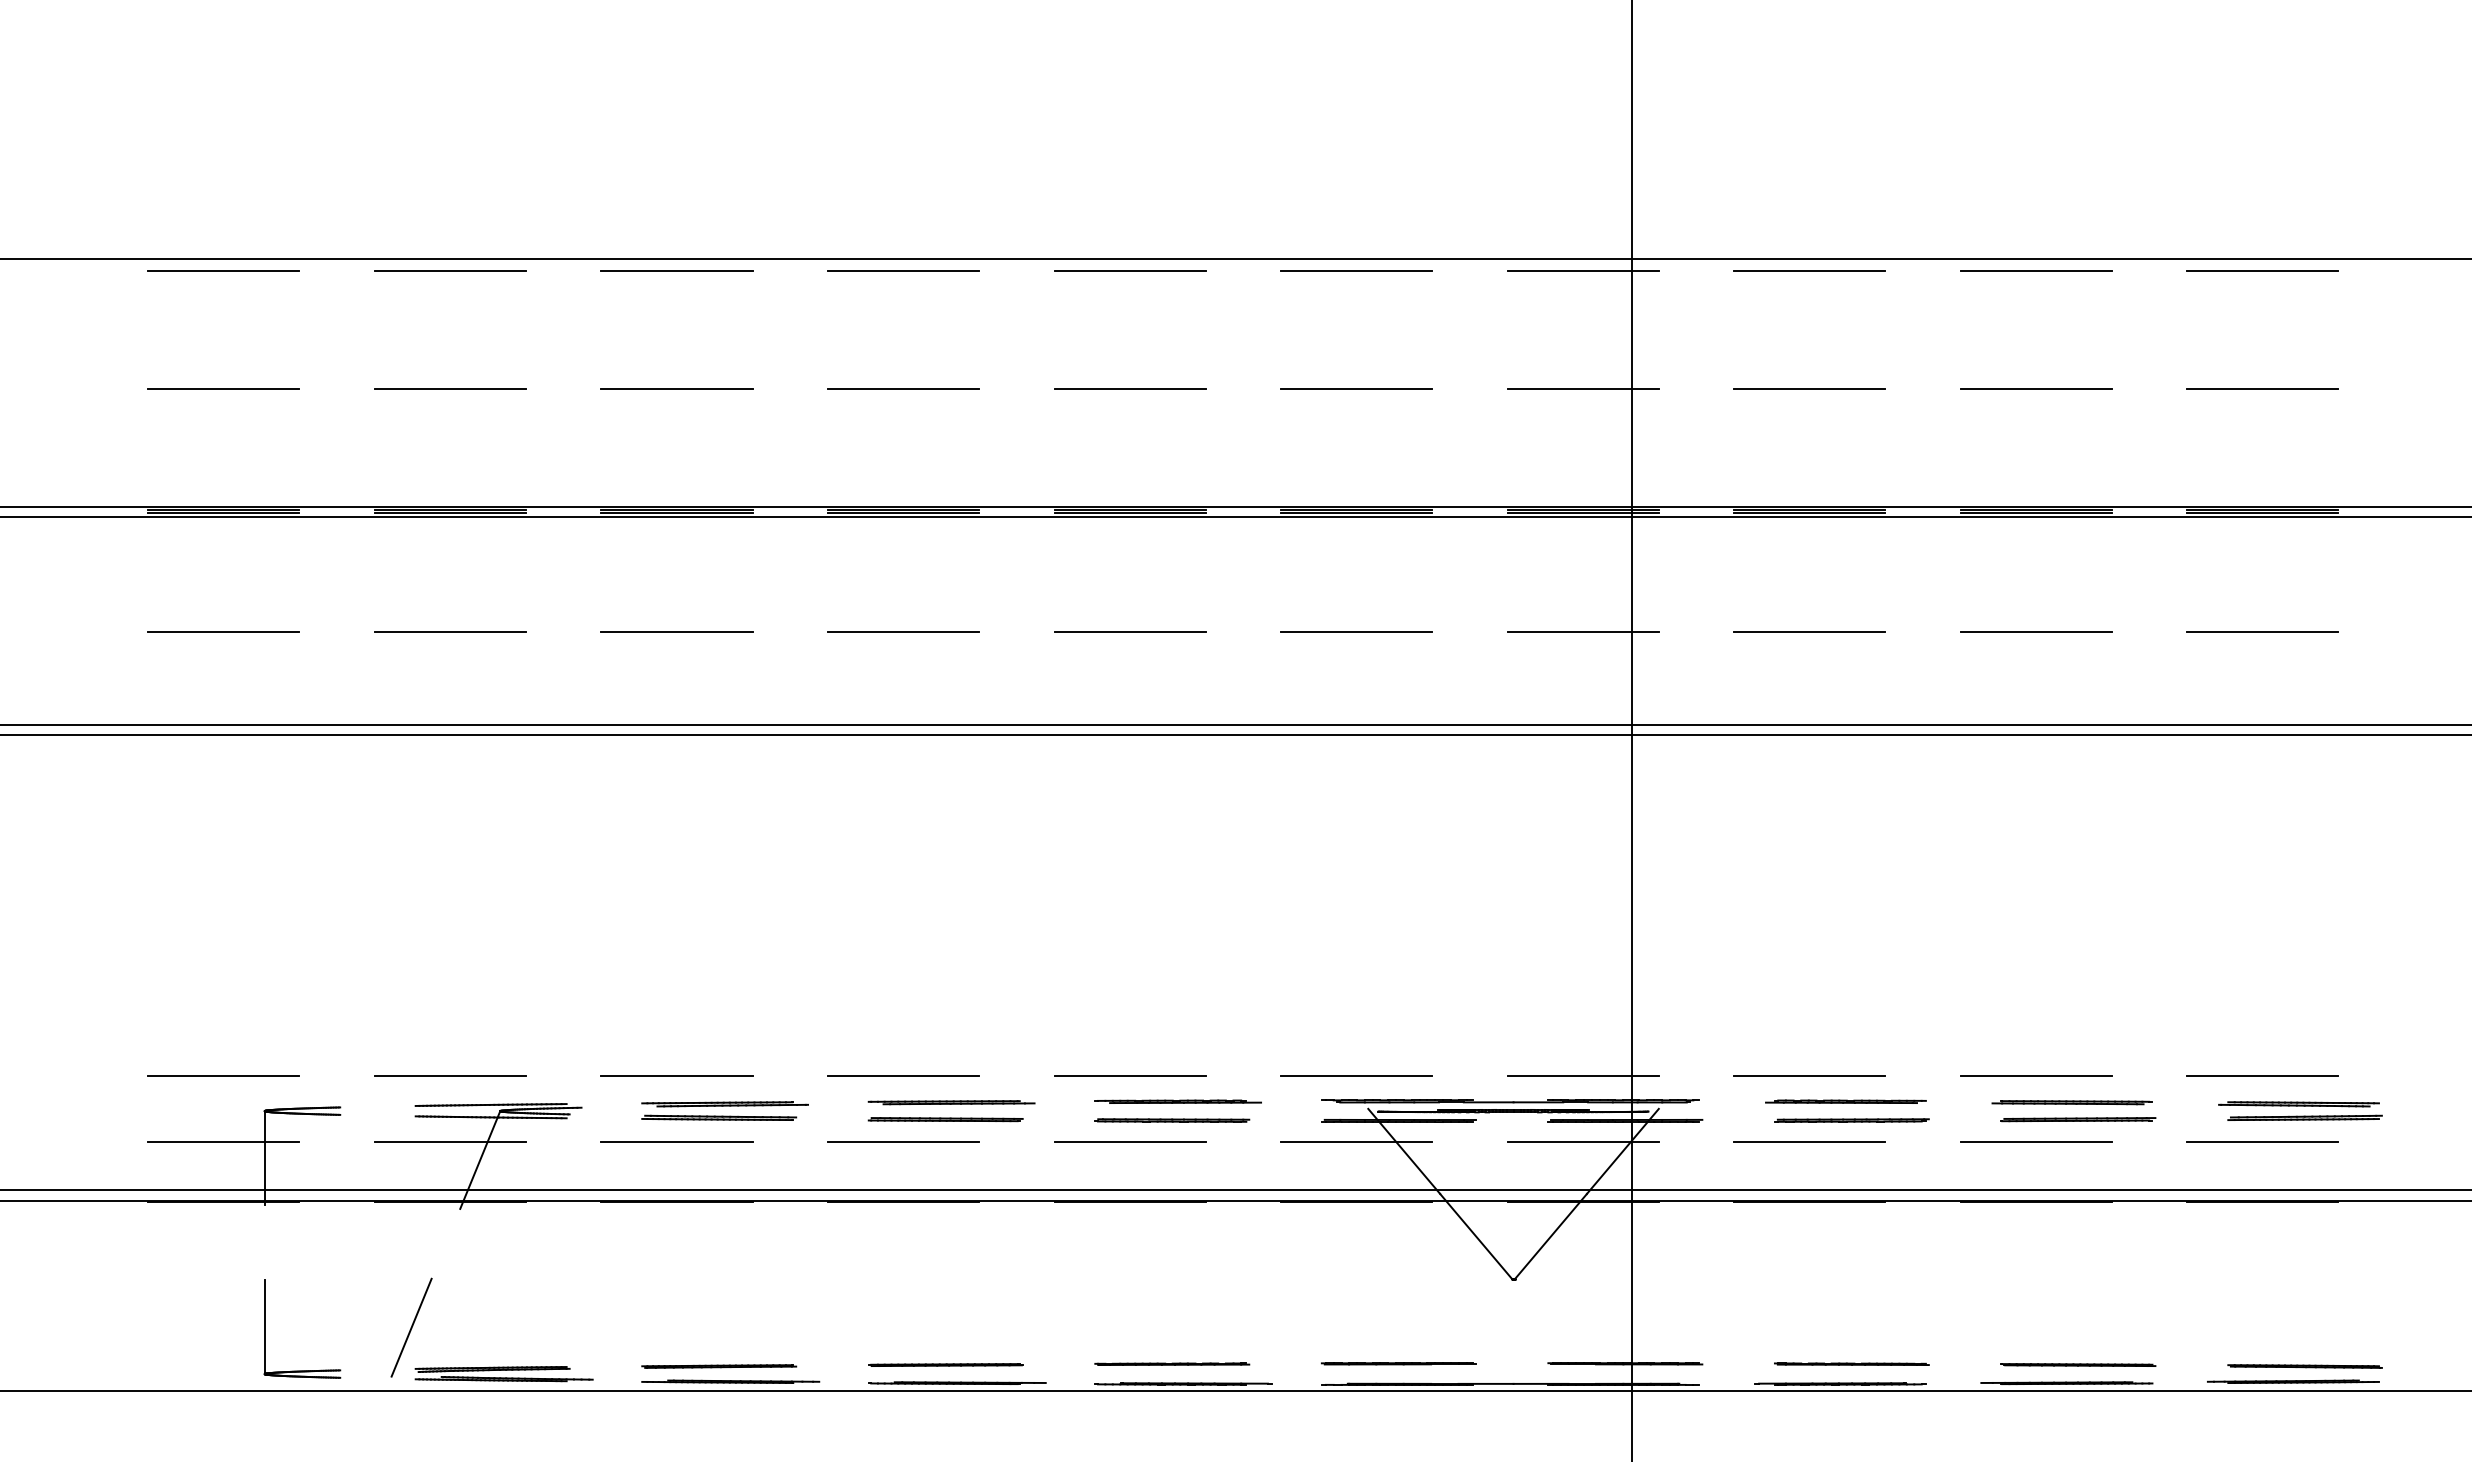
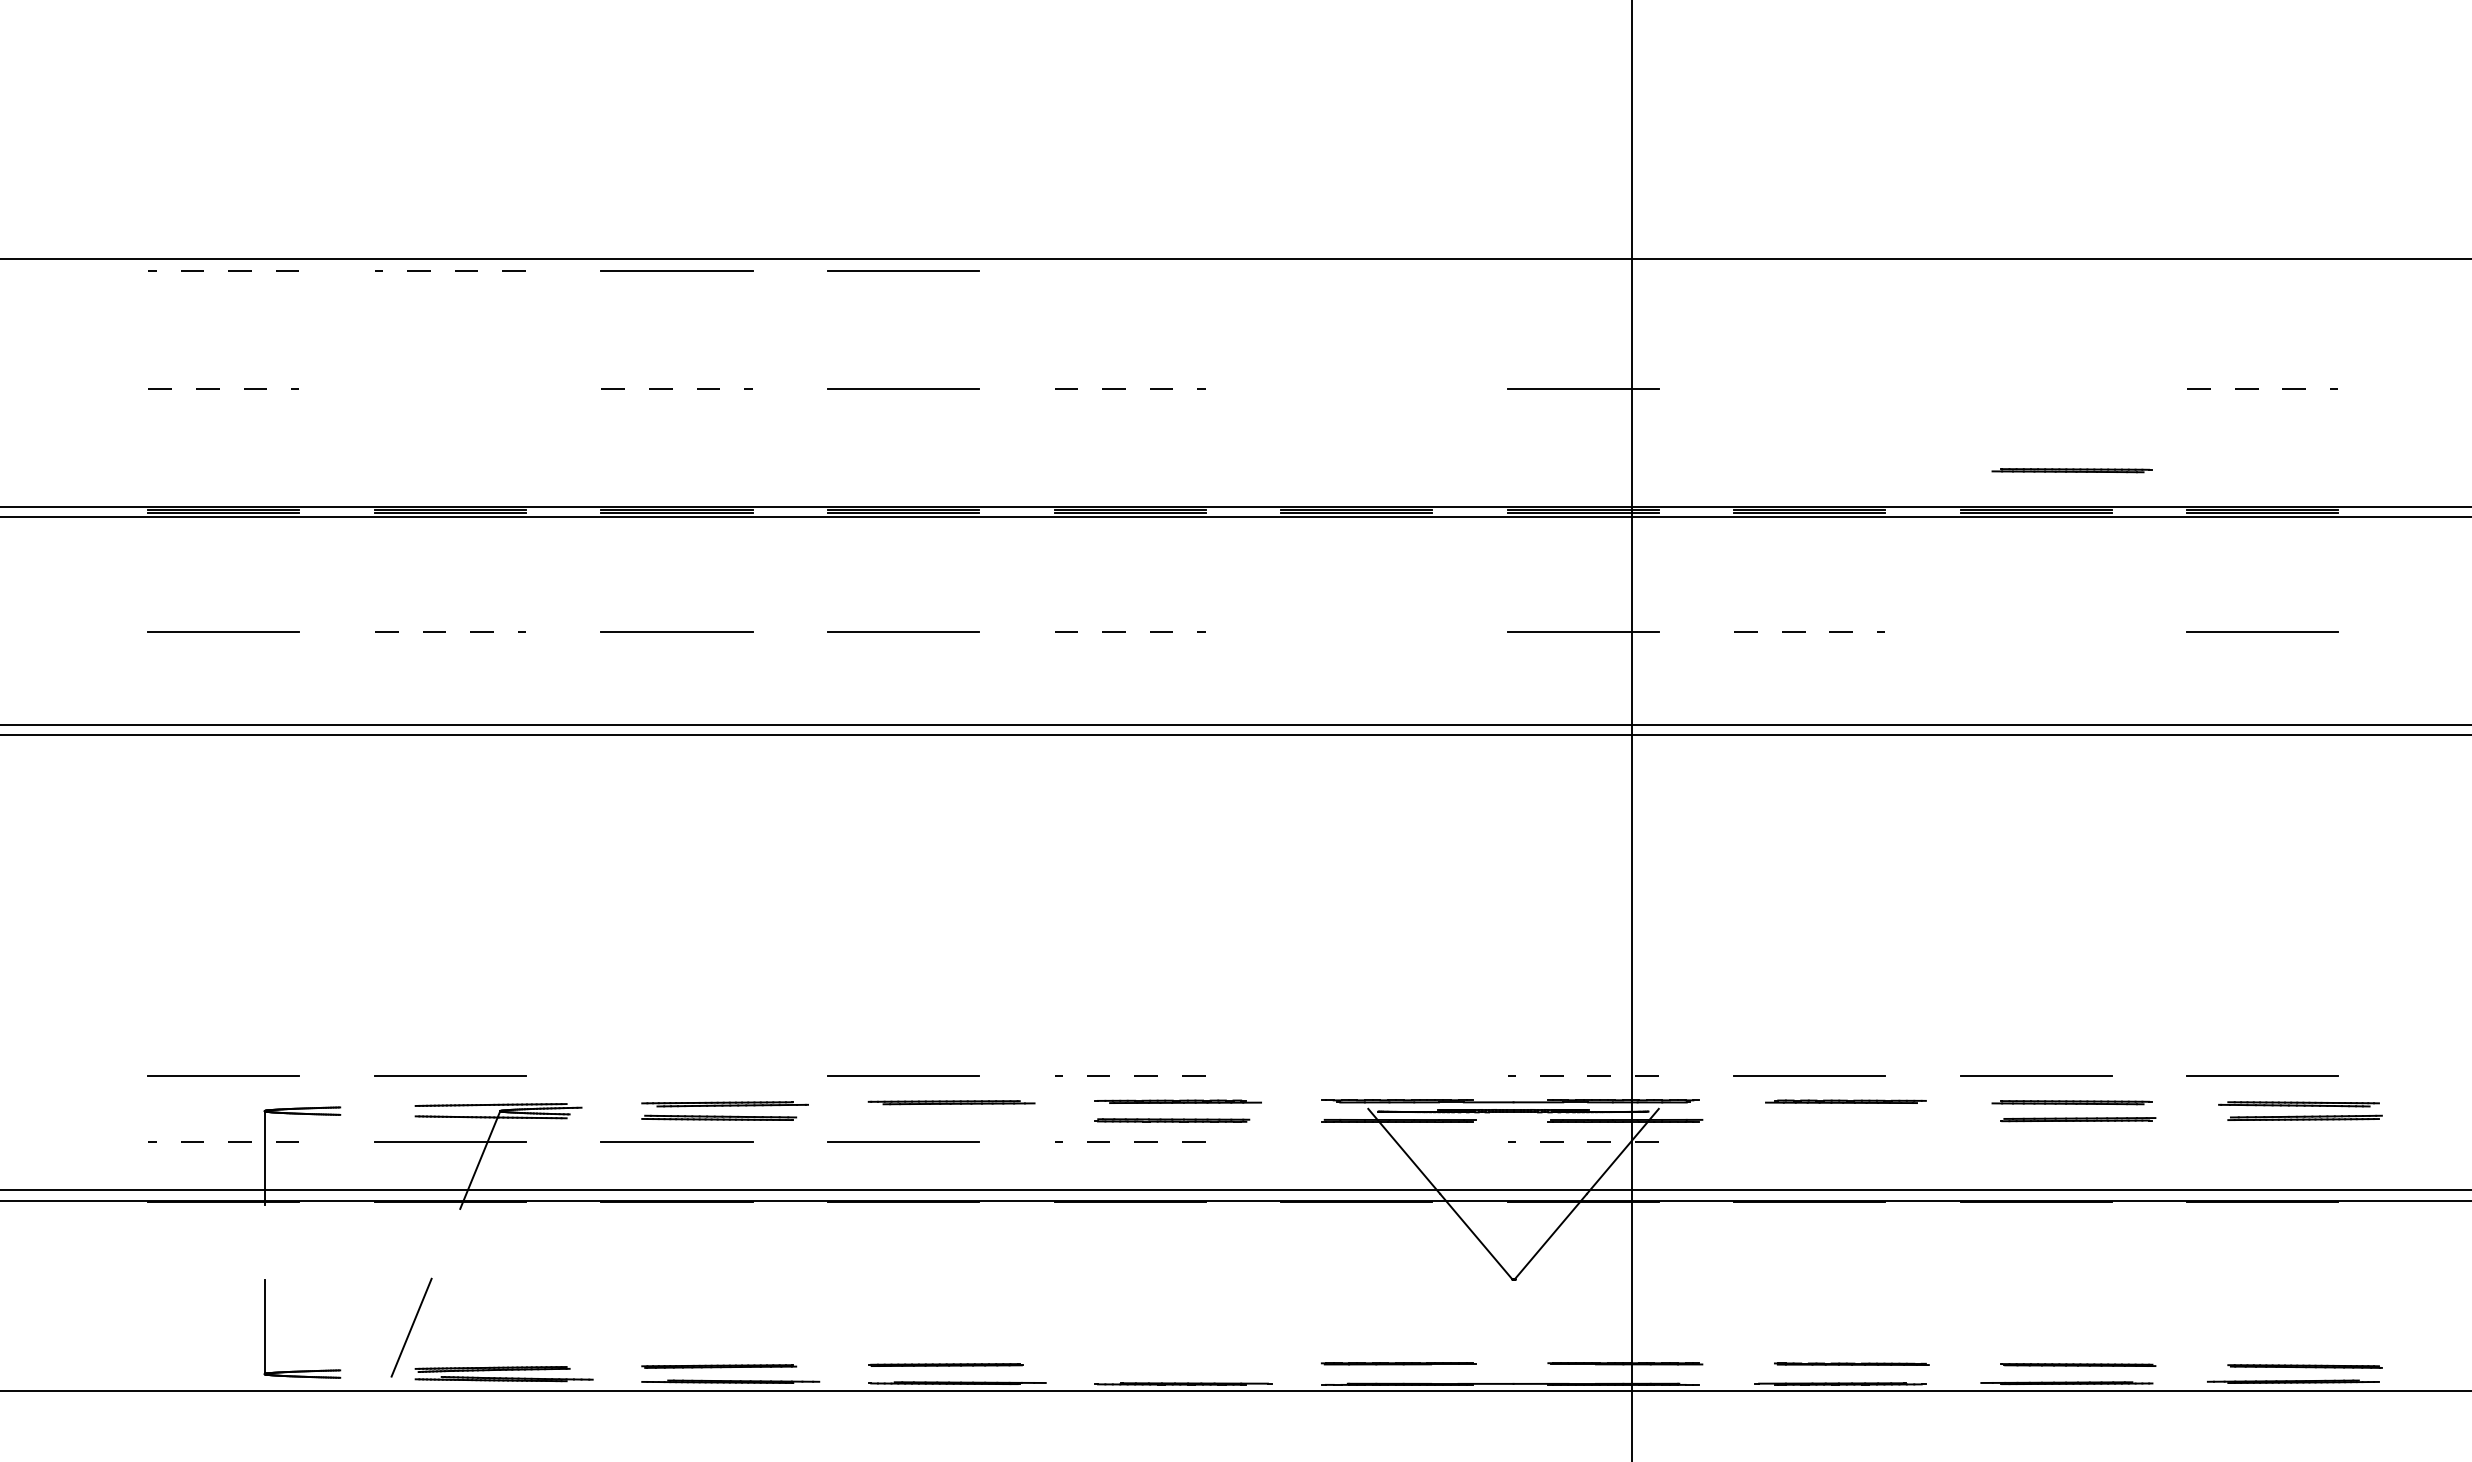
line: solid -> dashed (223, 270)
line: solid -> dashed (450, 270)
line: present -> none (1130, 270)
line: present -> none (1356, 270)
line: present -> none (1582, 270)
line: present -> none (1809, 270)
line: present -> none (2035, 270)
line: present -> none (2262, 270)
line: present -> none (450, 388)
line: present -> none (1356, 388)
line: present -> none (1809, 388)
line: present -> none (2036, 388)
line: solid -> dashed (223, 389)
line: solid -> dashed (676, 389)
line: solid -> dashed (1130, 389)
line: solid -> dashed (2262, 389)
part: none -> present (2071, 470)
line: solid -> dashed (450, 631)
line: solid -> dashed (1130, 631)
line: present -> none (1356, 631)
line: solid -> dashed (1809, 631)
line: present -> none (2035, 631)
line: present -> none (676, 1075)
line: solid -> dashed (1130, 1075)
line: present -> none (1356, 1075)
line: solid -> dashed (1583, 1075)
part: present -> none (945, 1119)
line: present -> none (1851, 1120)
line: solid -> dashed (223, 1142)
line: solid -> dashed (1130, 1142)
line: present -> none (1356, 1142)
line: solid -> dashed (1583, 1142)
line: present -> none (1809, 1142)
line: present -> none (2035, 1142)
line: present -> none (2262, 1142)
line: present -> none (1172, 1363)
